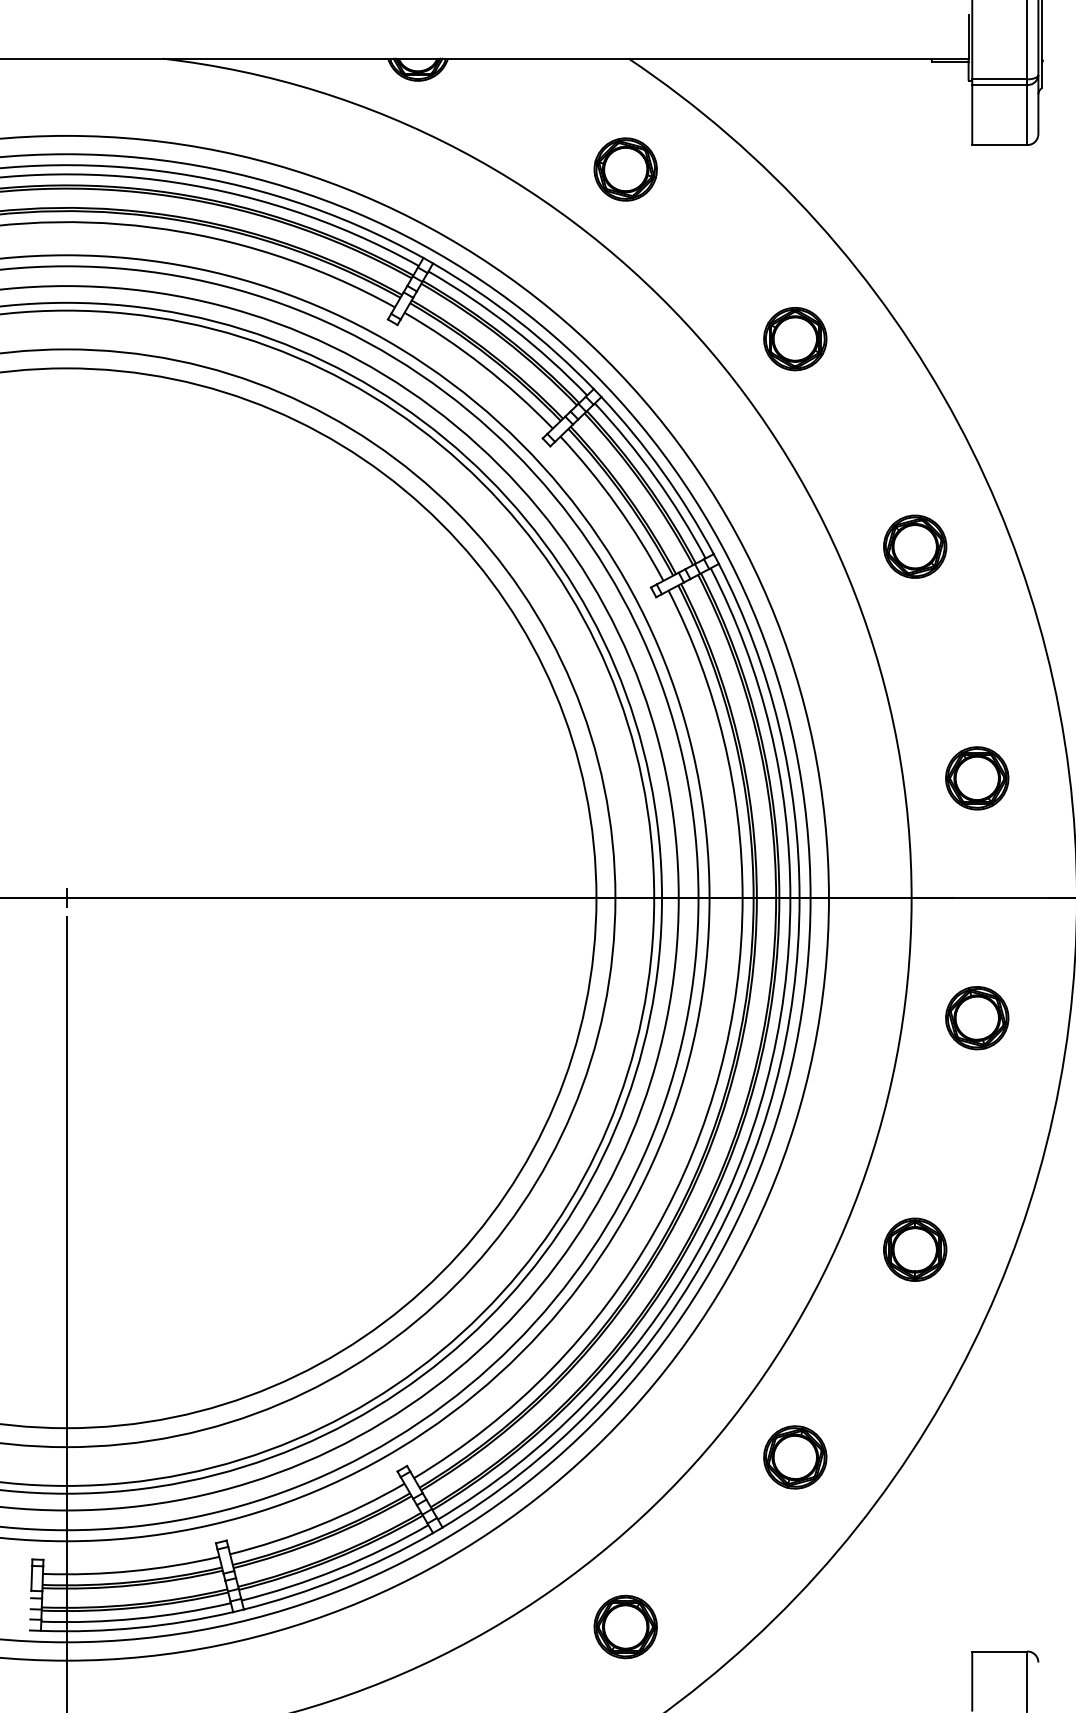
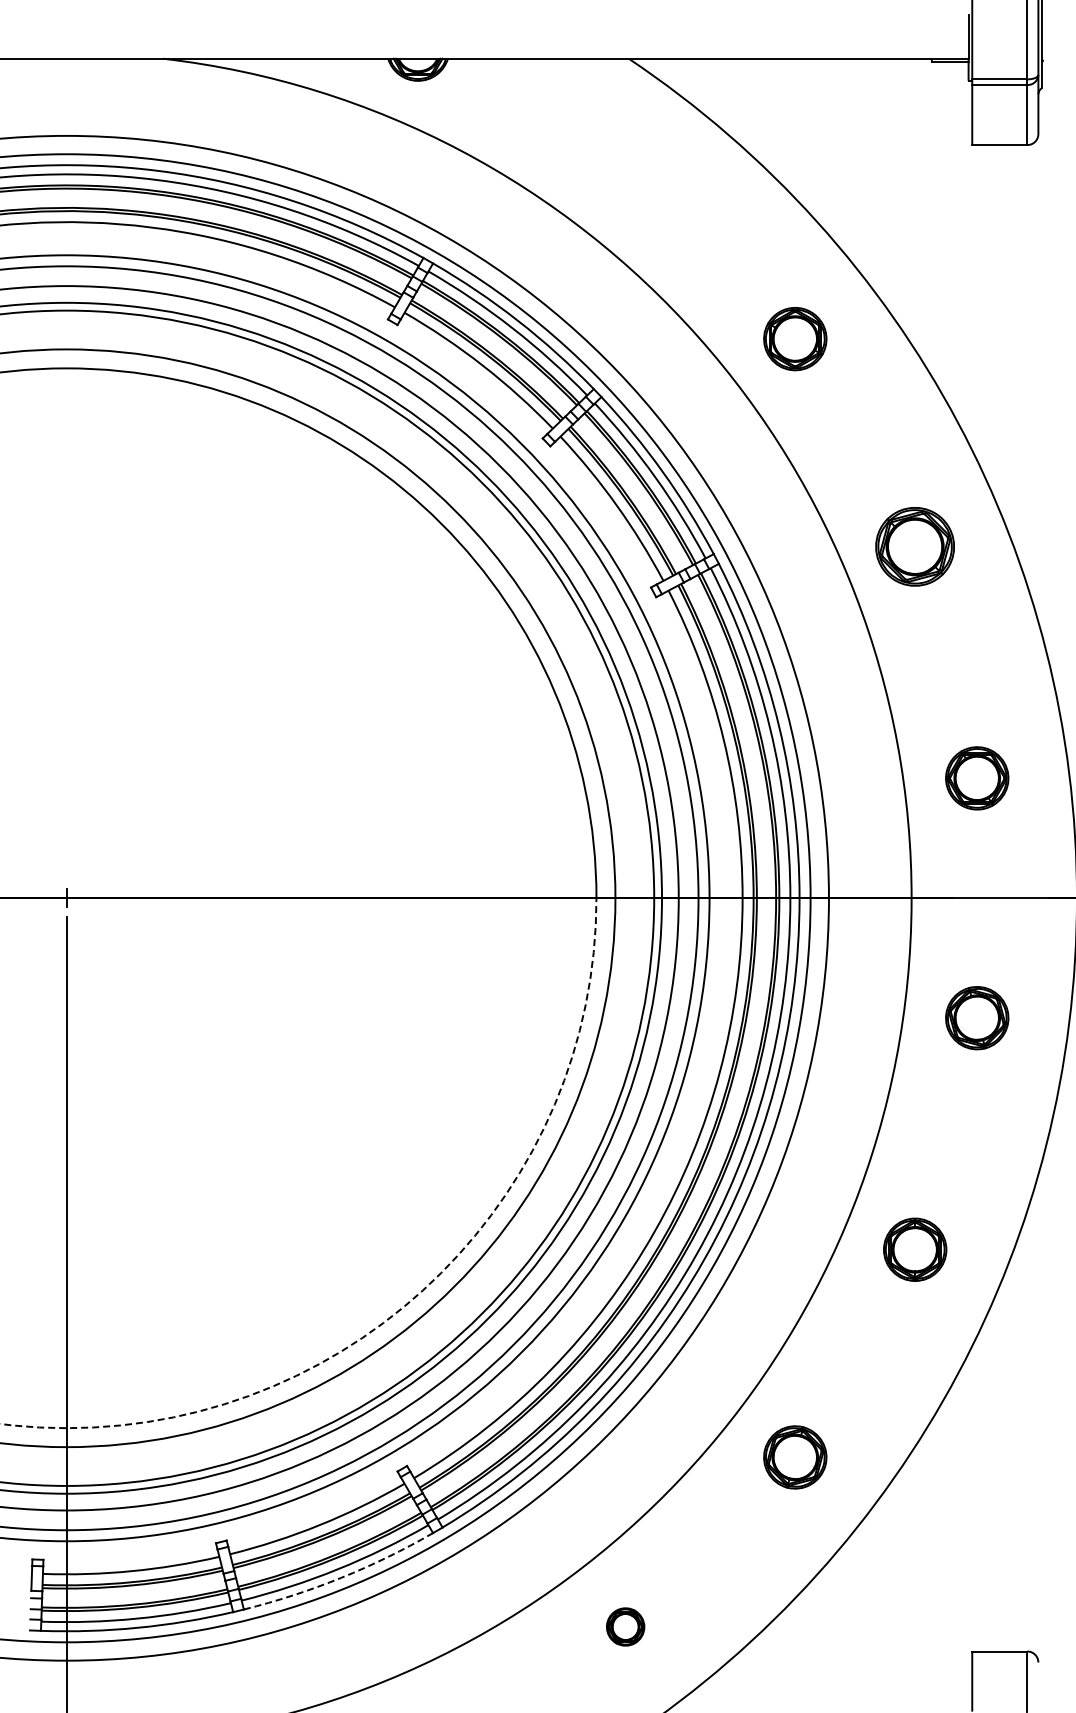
part: present -> none (625, 169)
part size: 65x65 px -> 80x80 px (914, 546)
arc: solid -> dashed (417, 1295)
arc: solid -> dashed (341, 1577)
part size: 65x66 px -> 40x40 px (625, 1626)
